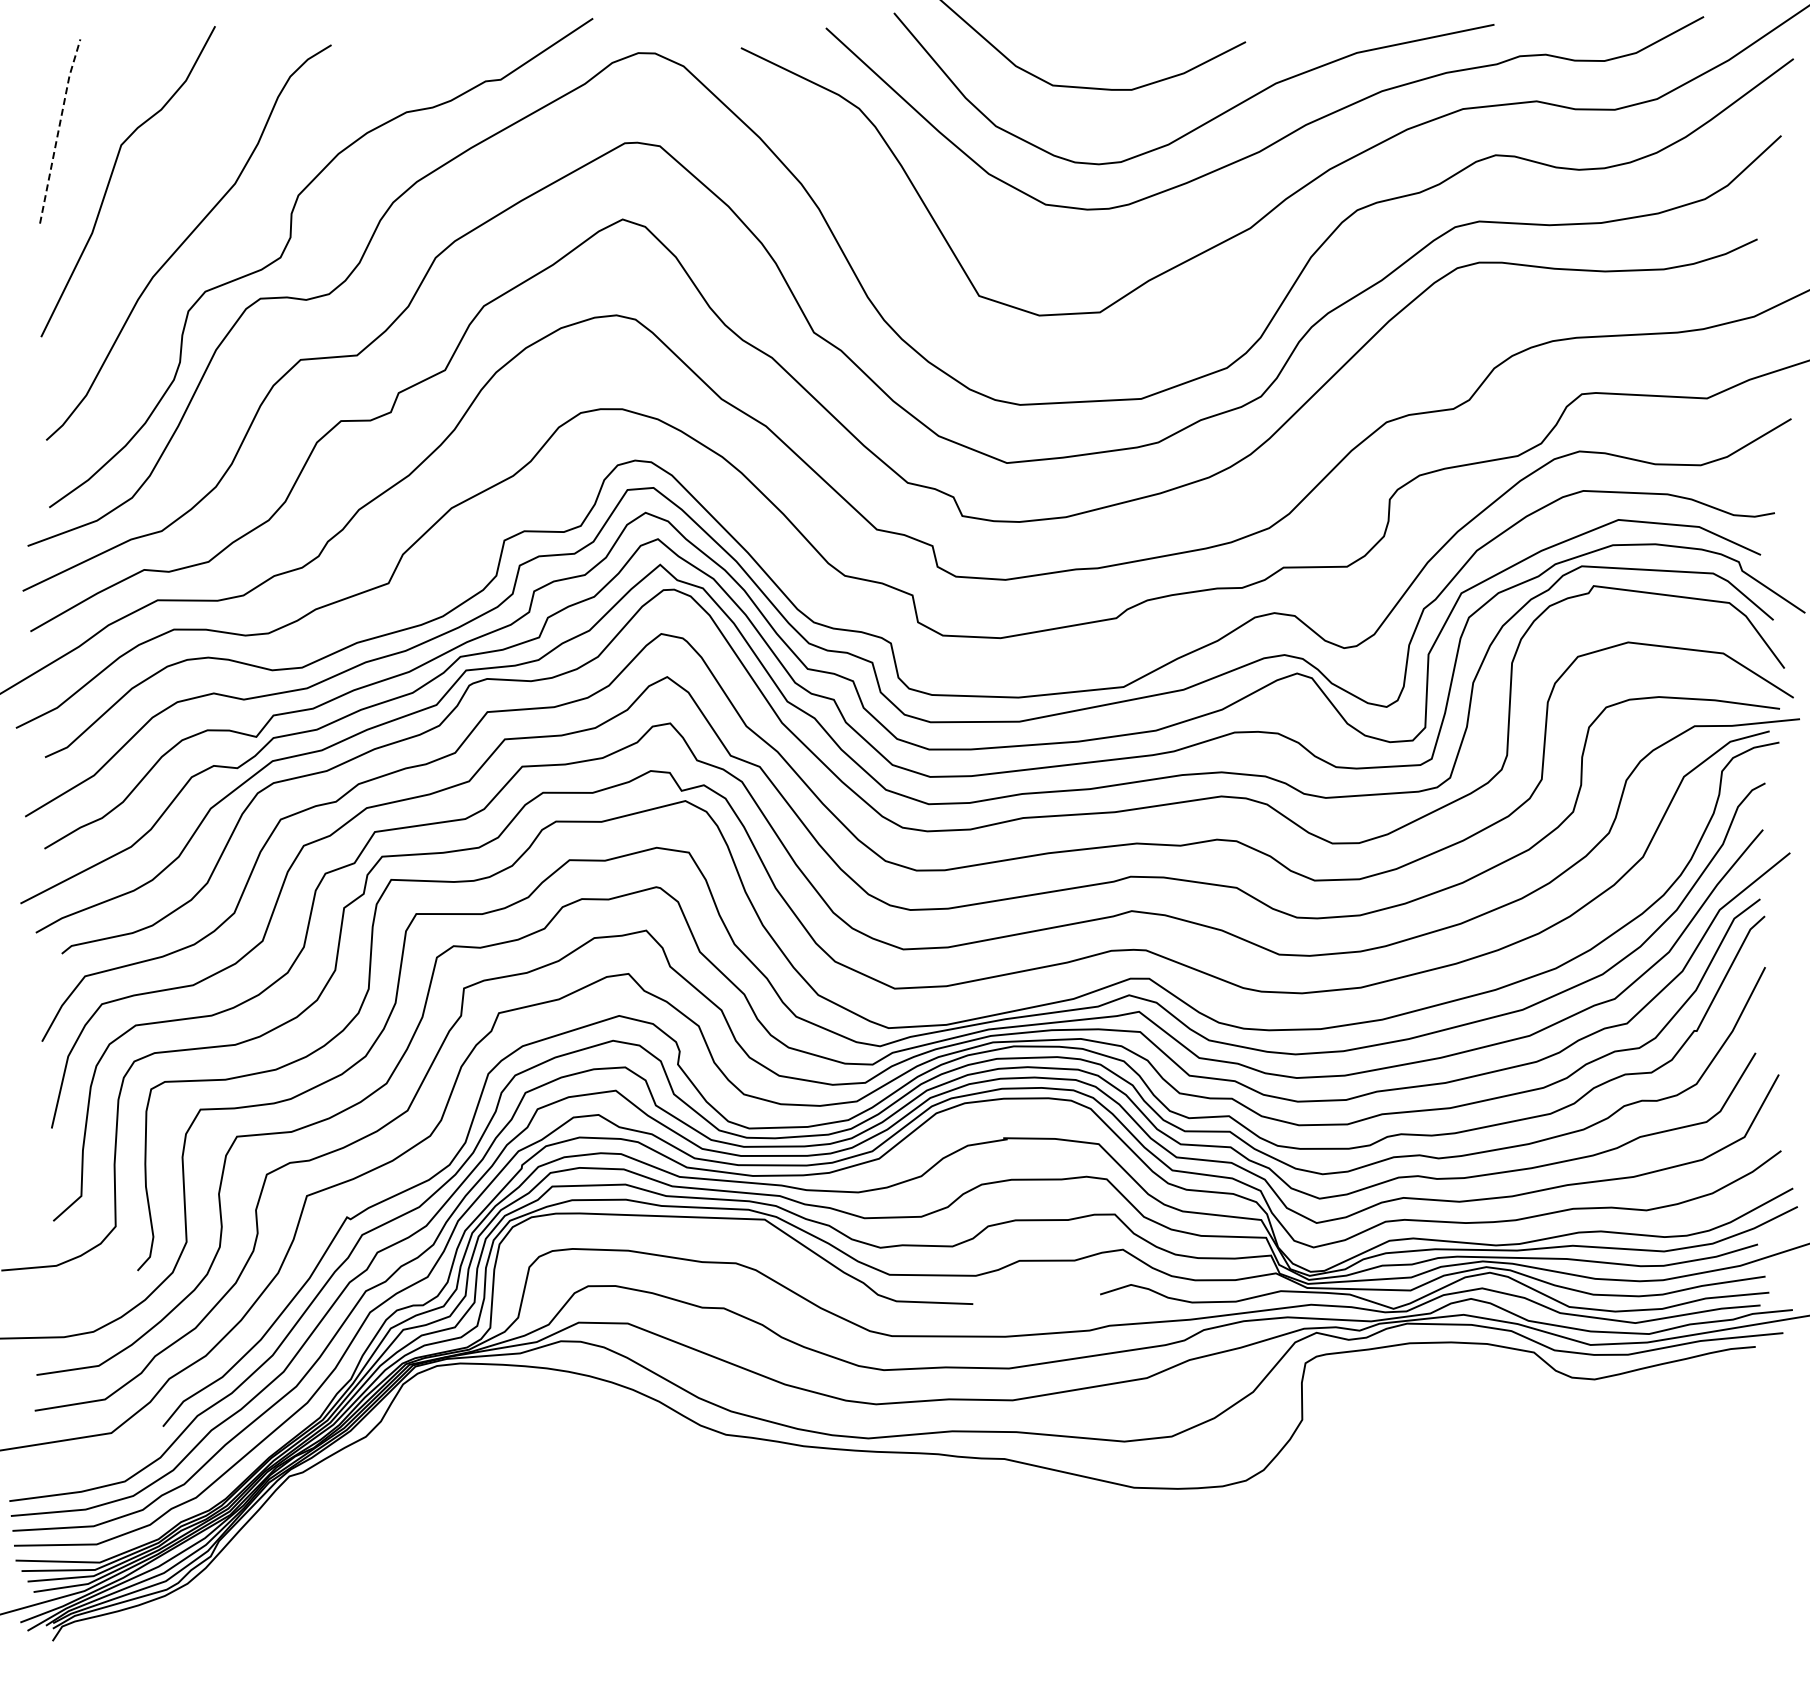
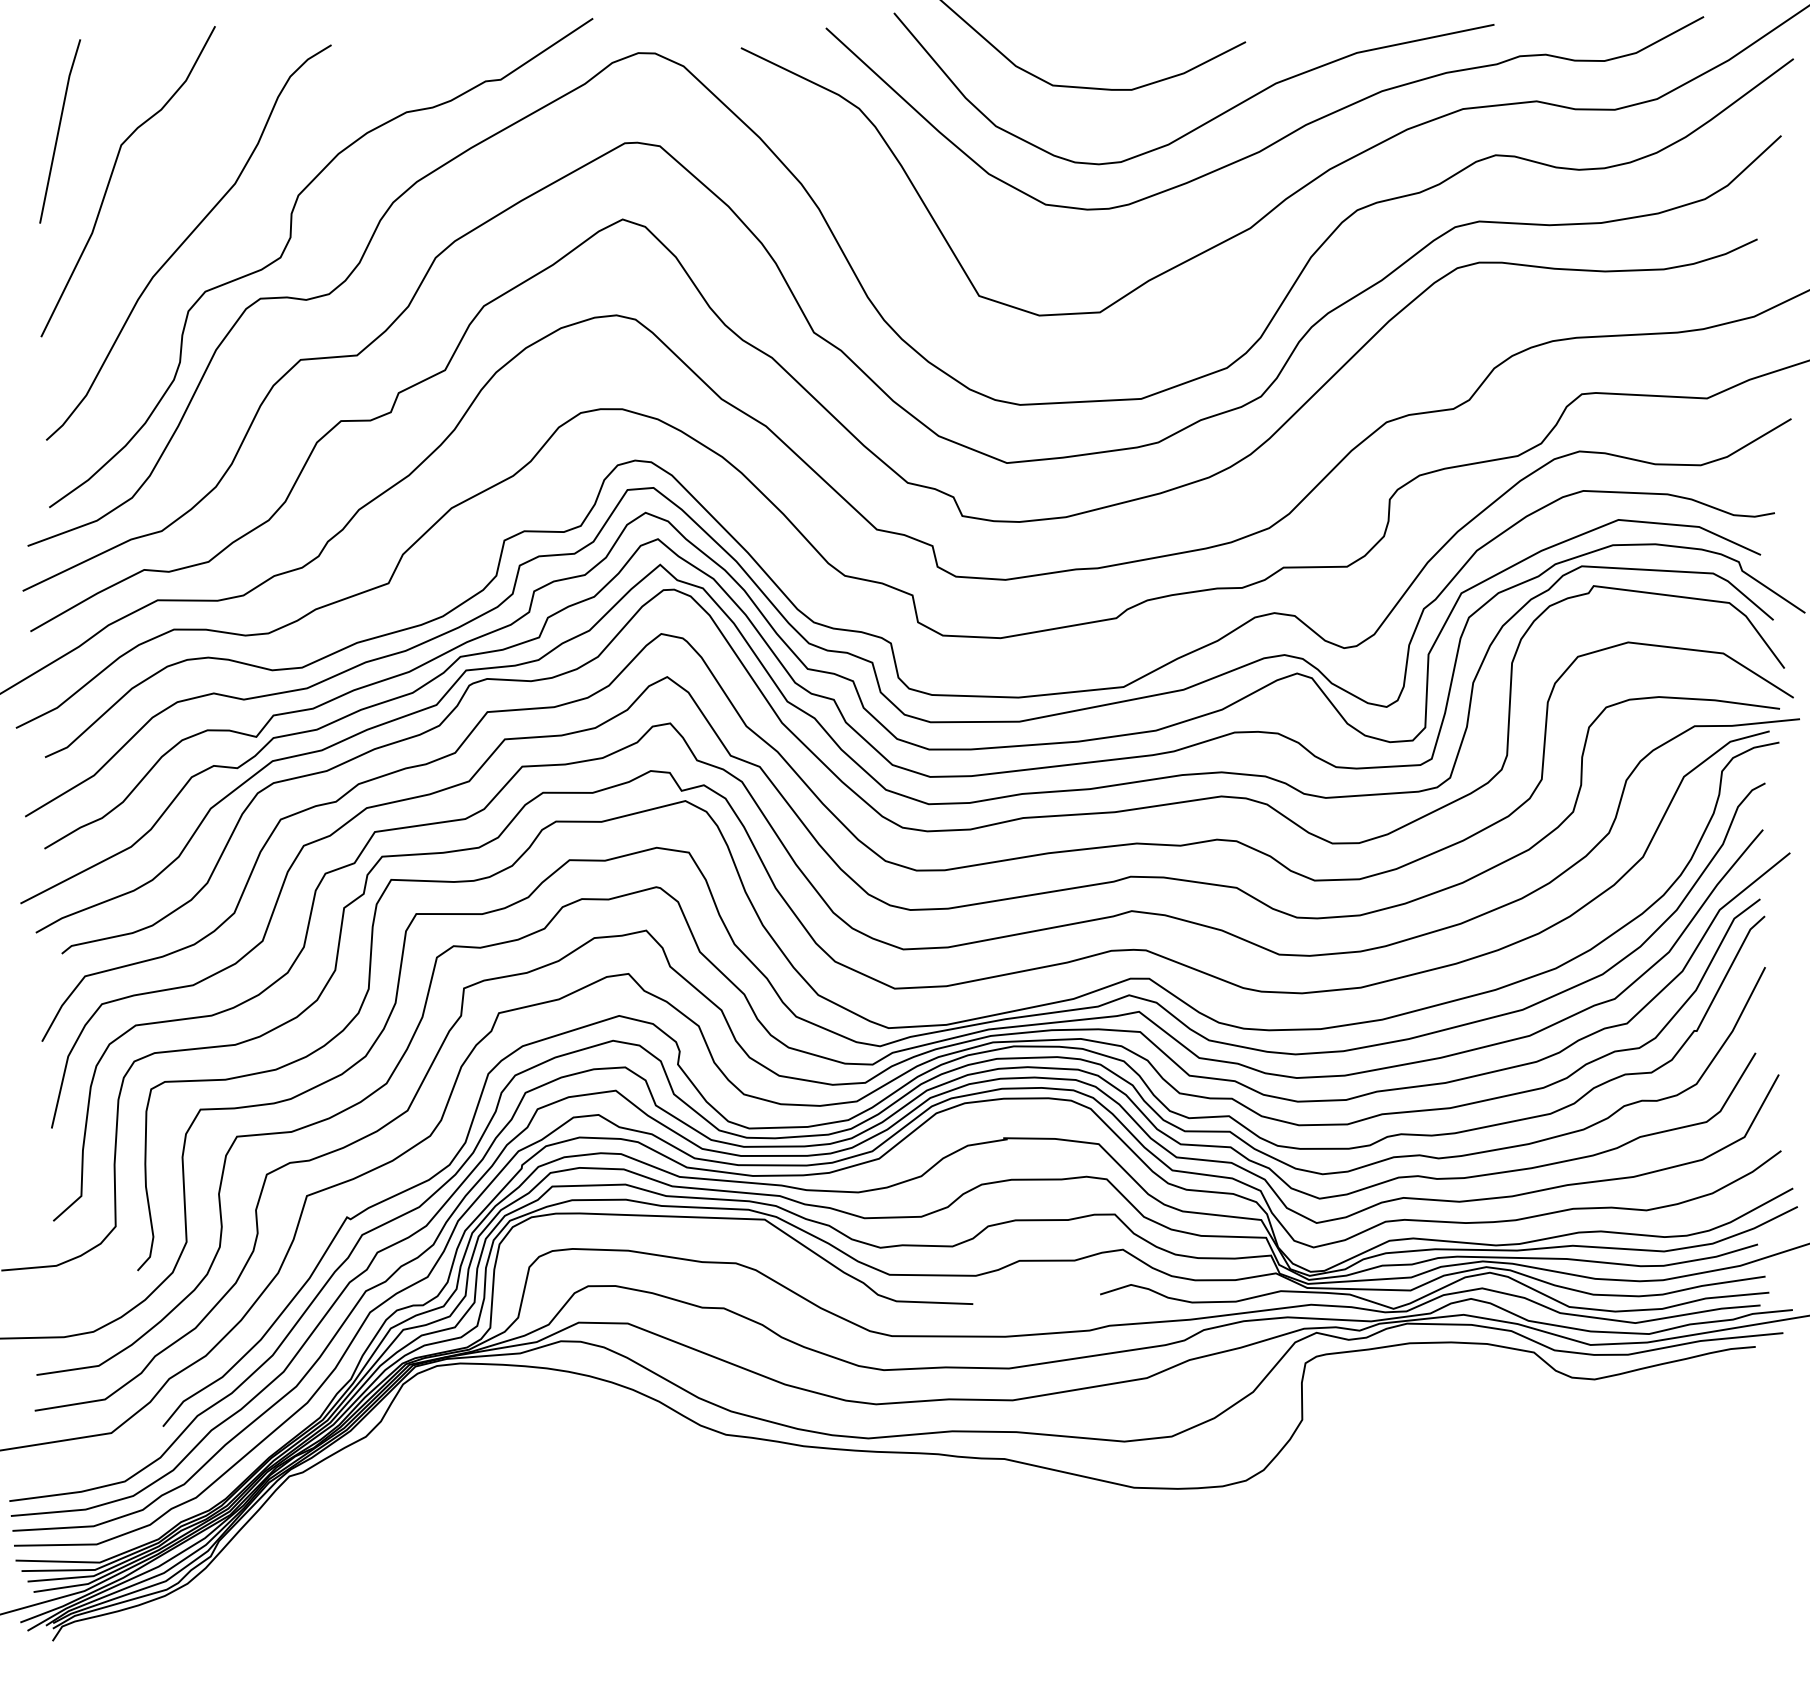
line: dashed -> solid (58, 129)
